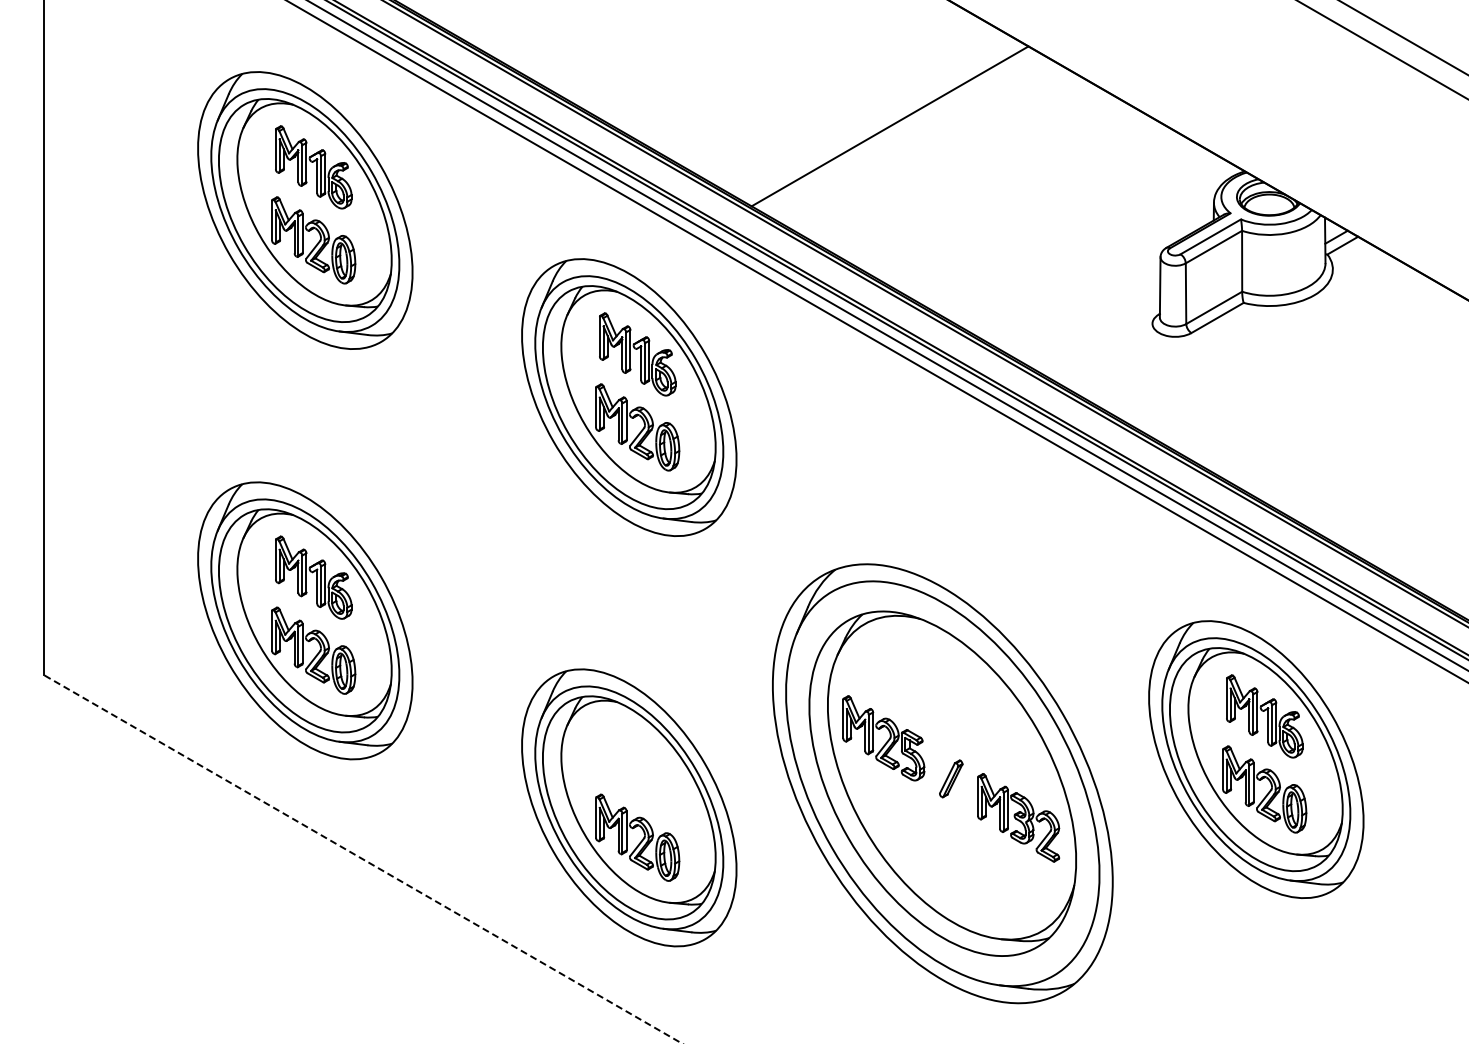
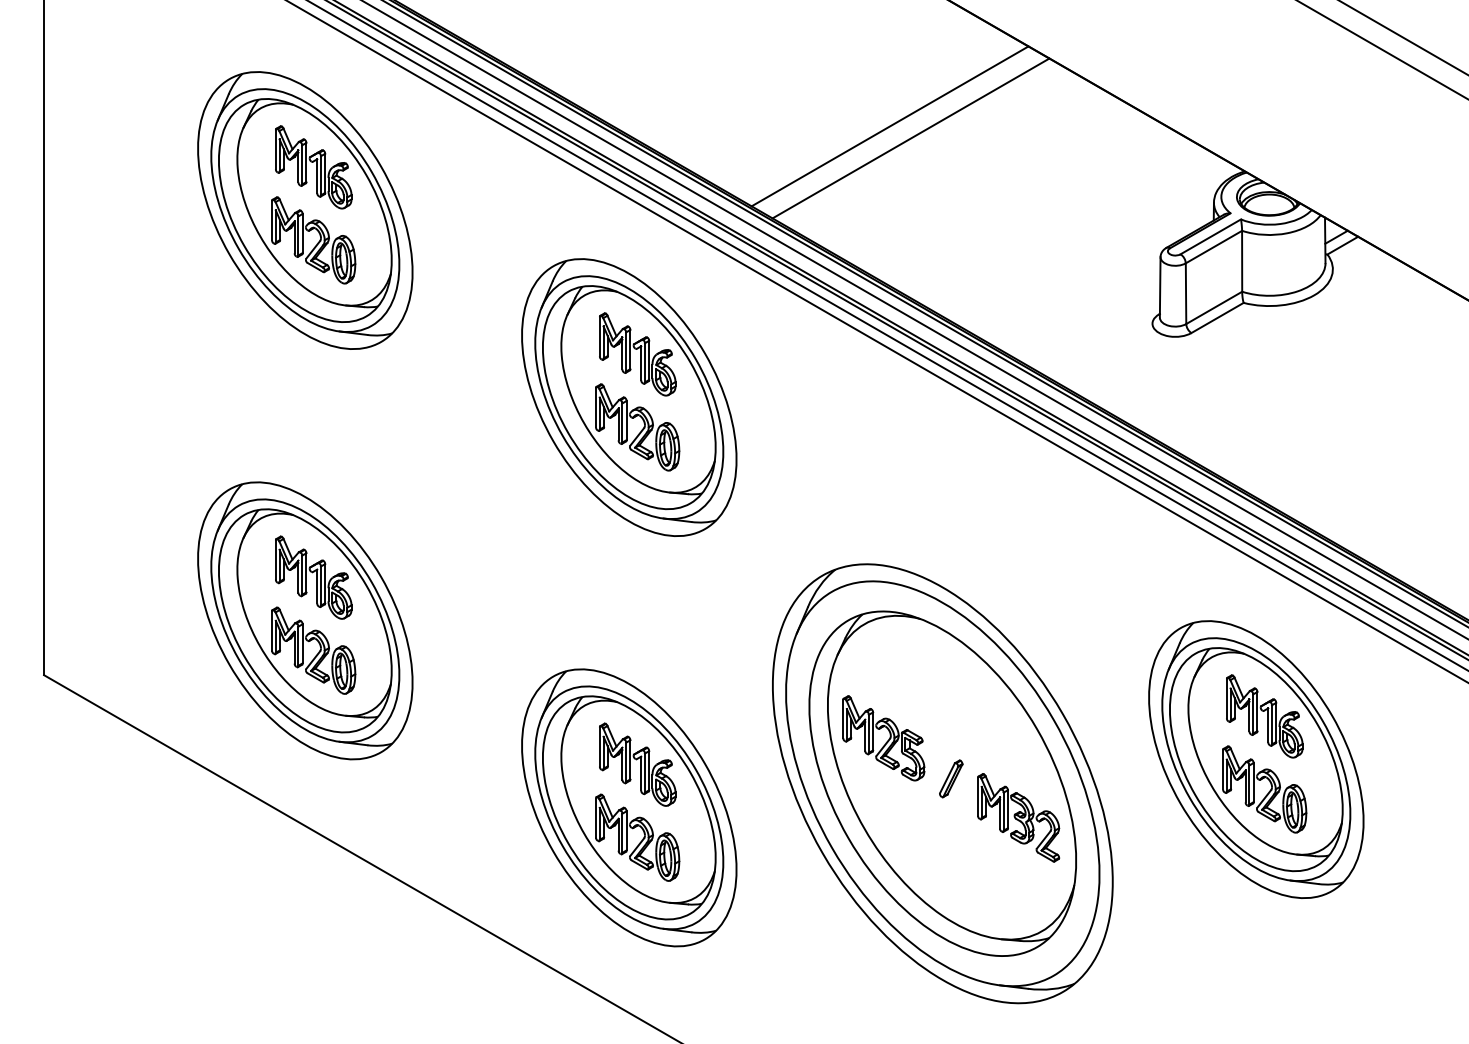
line: none -> present (910, 138)
line: none -> present (914, 319)
part: none -> present (637, 764)
line: dashed -> solid (362, 859)
